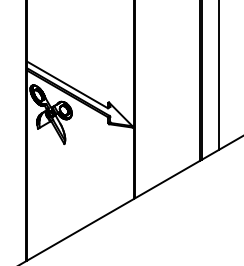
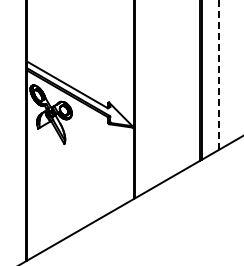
line: solid -> dashed (218, 75)
